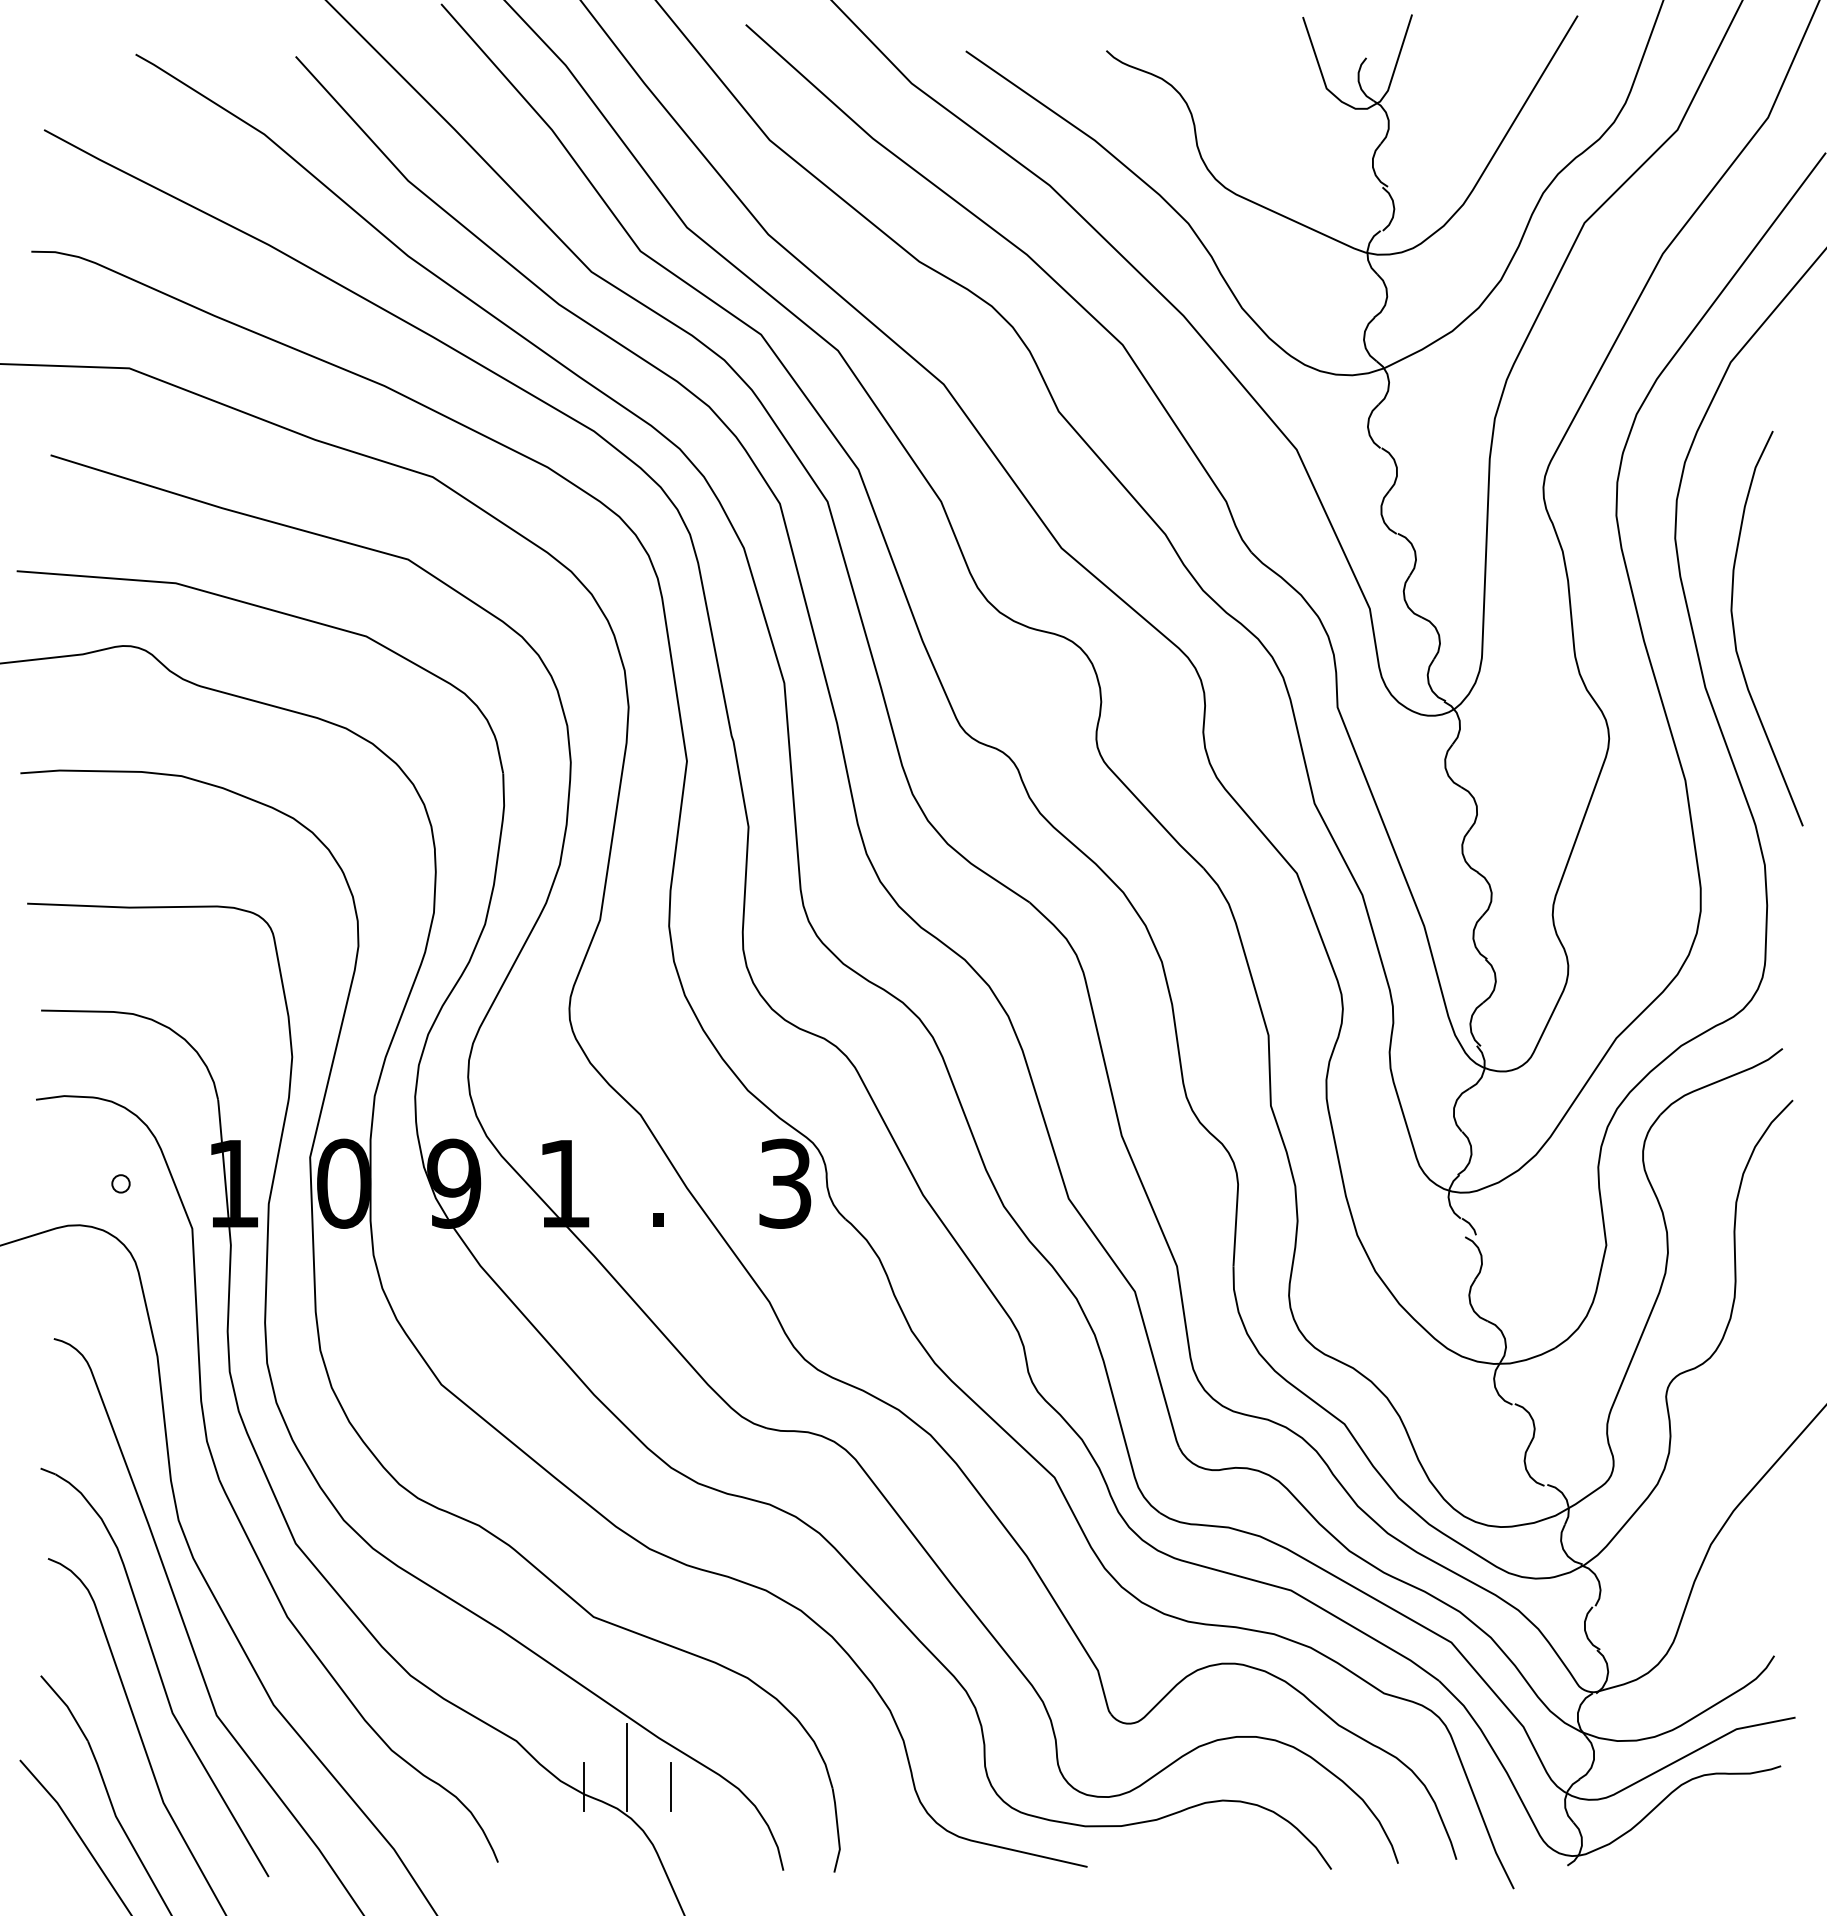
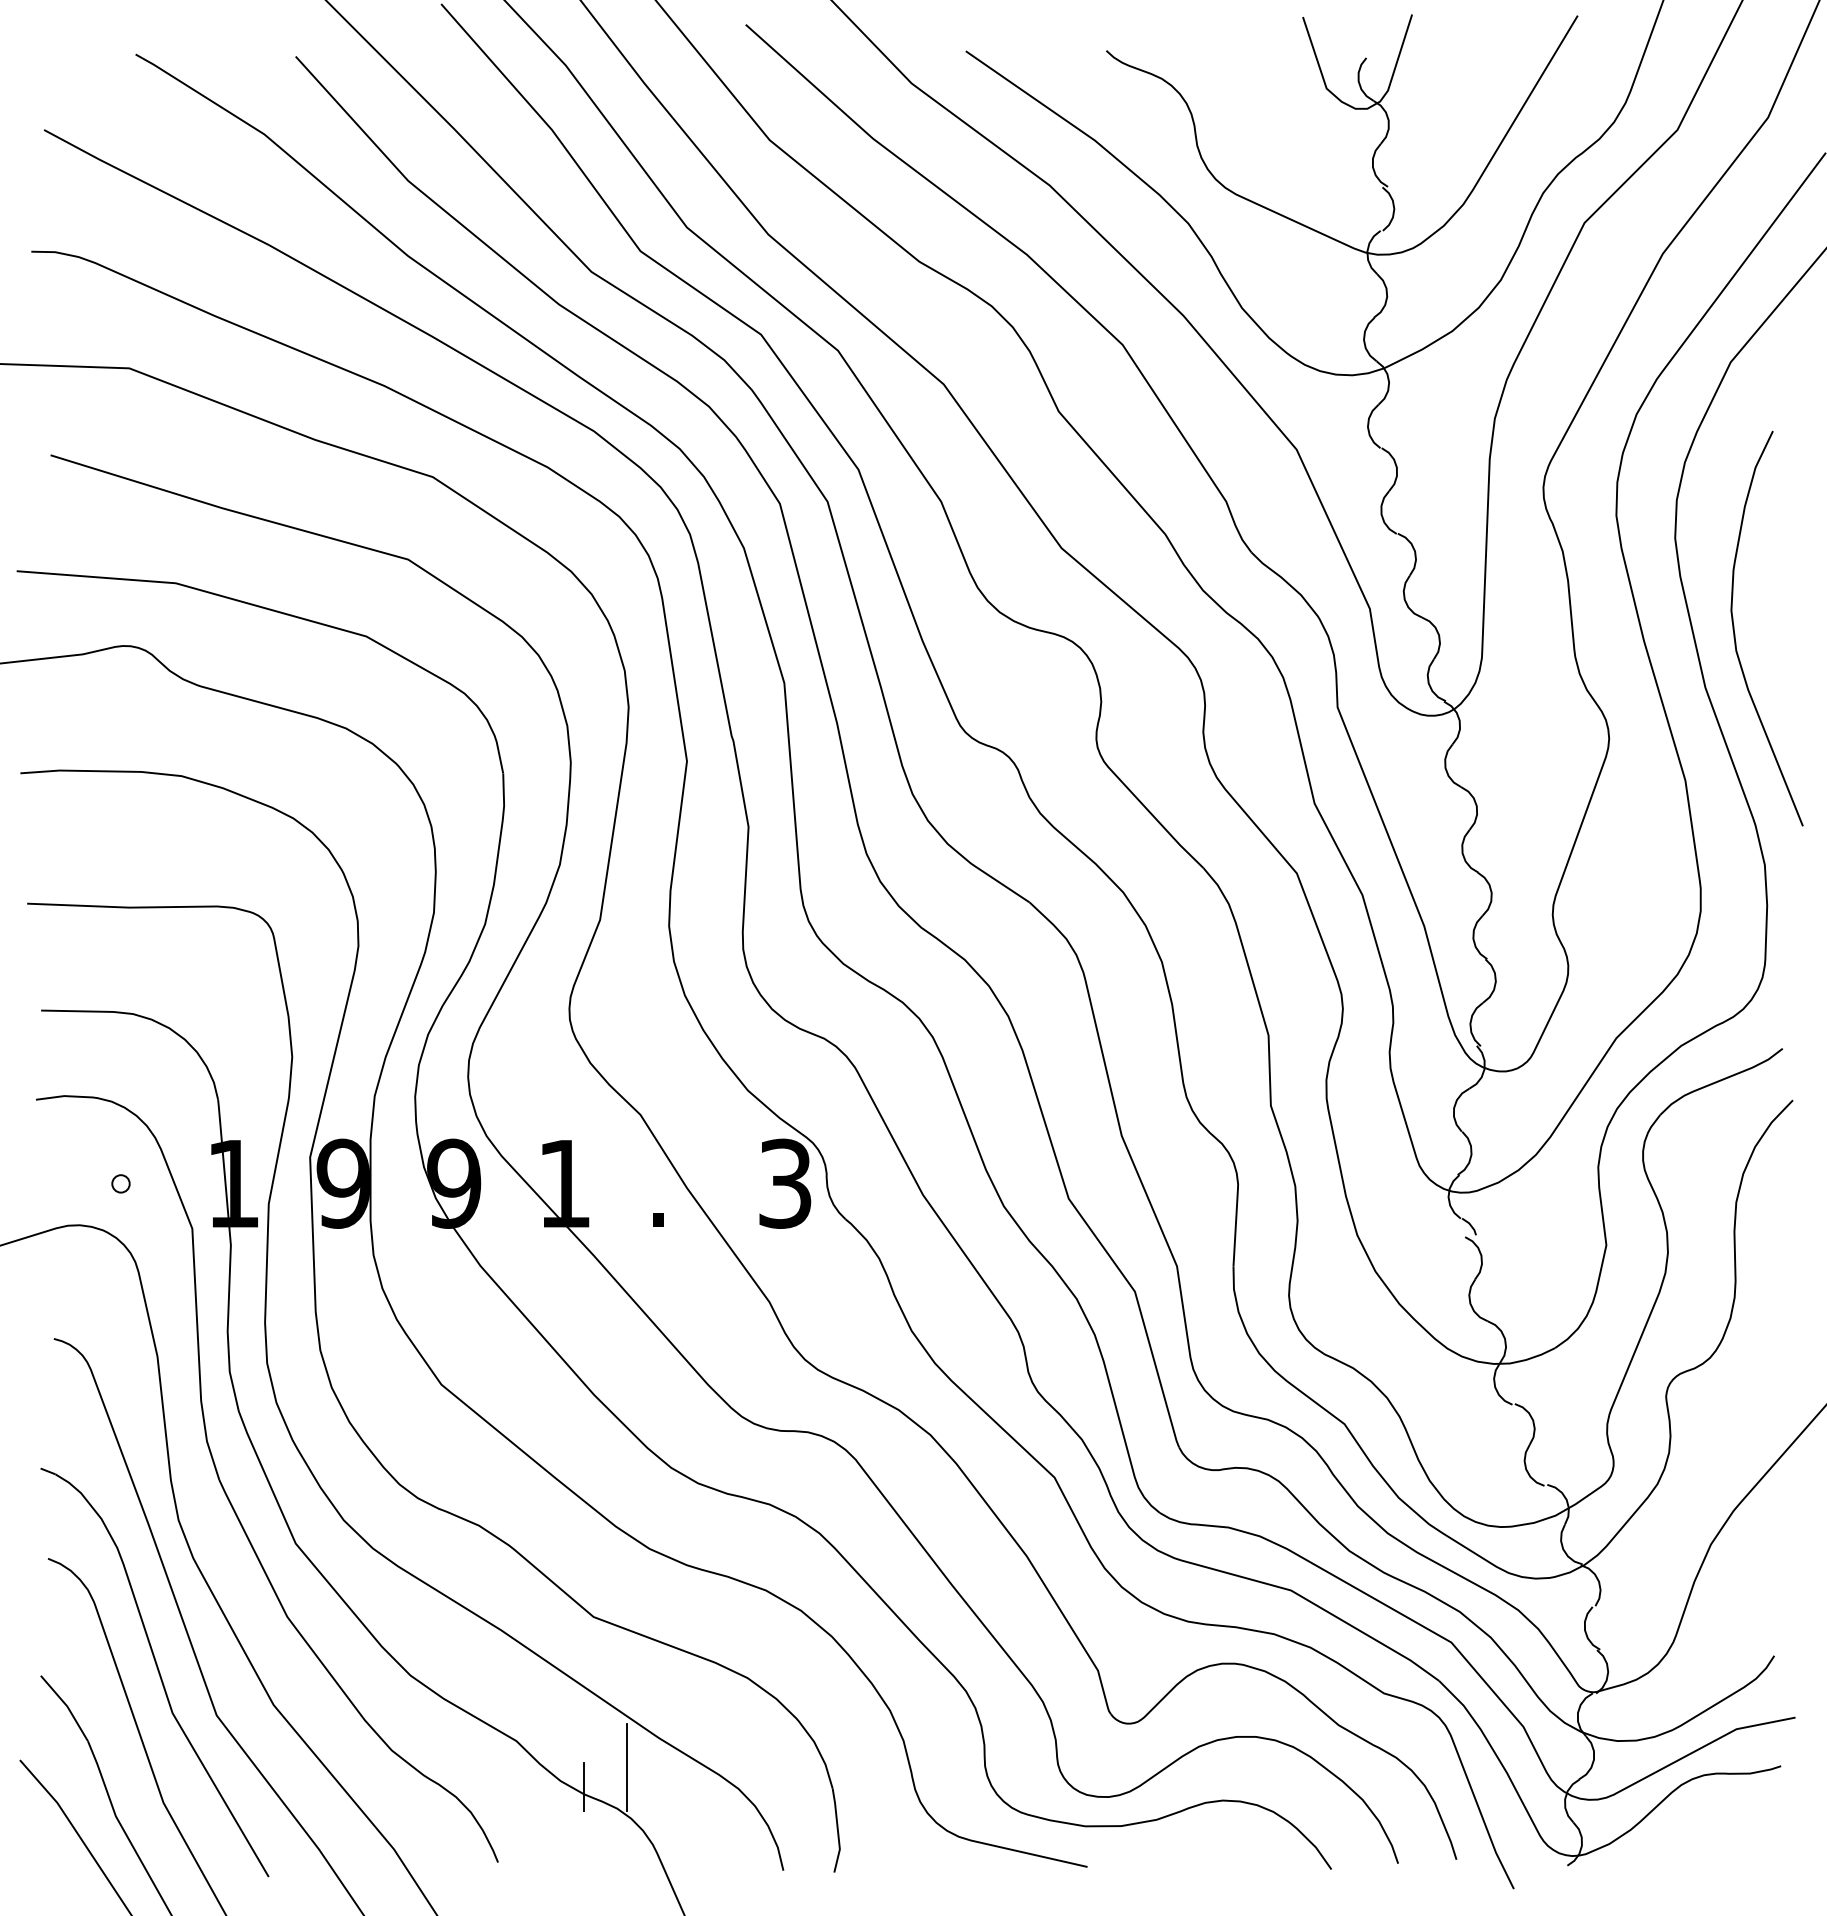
text: 0 -> 9 (342, 1183)
line: present -> none (670, 1786)
